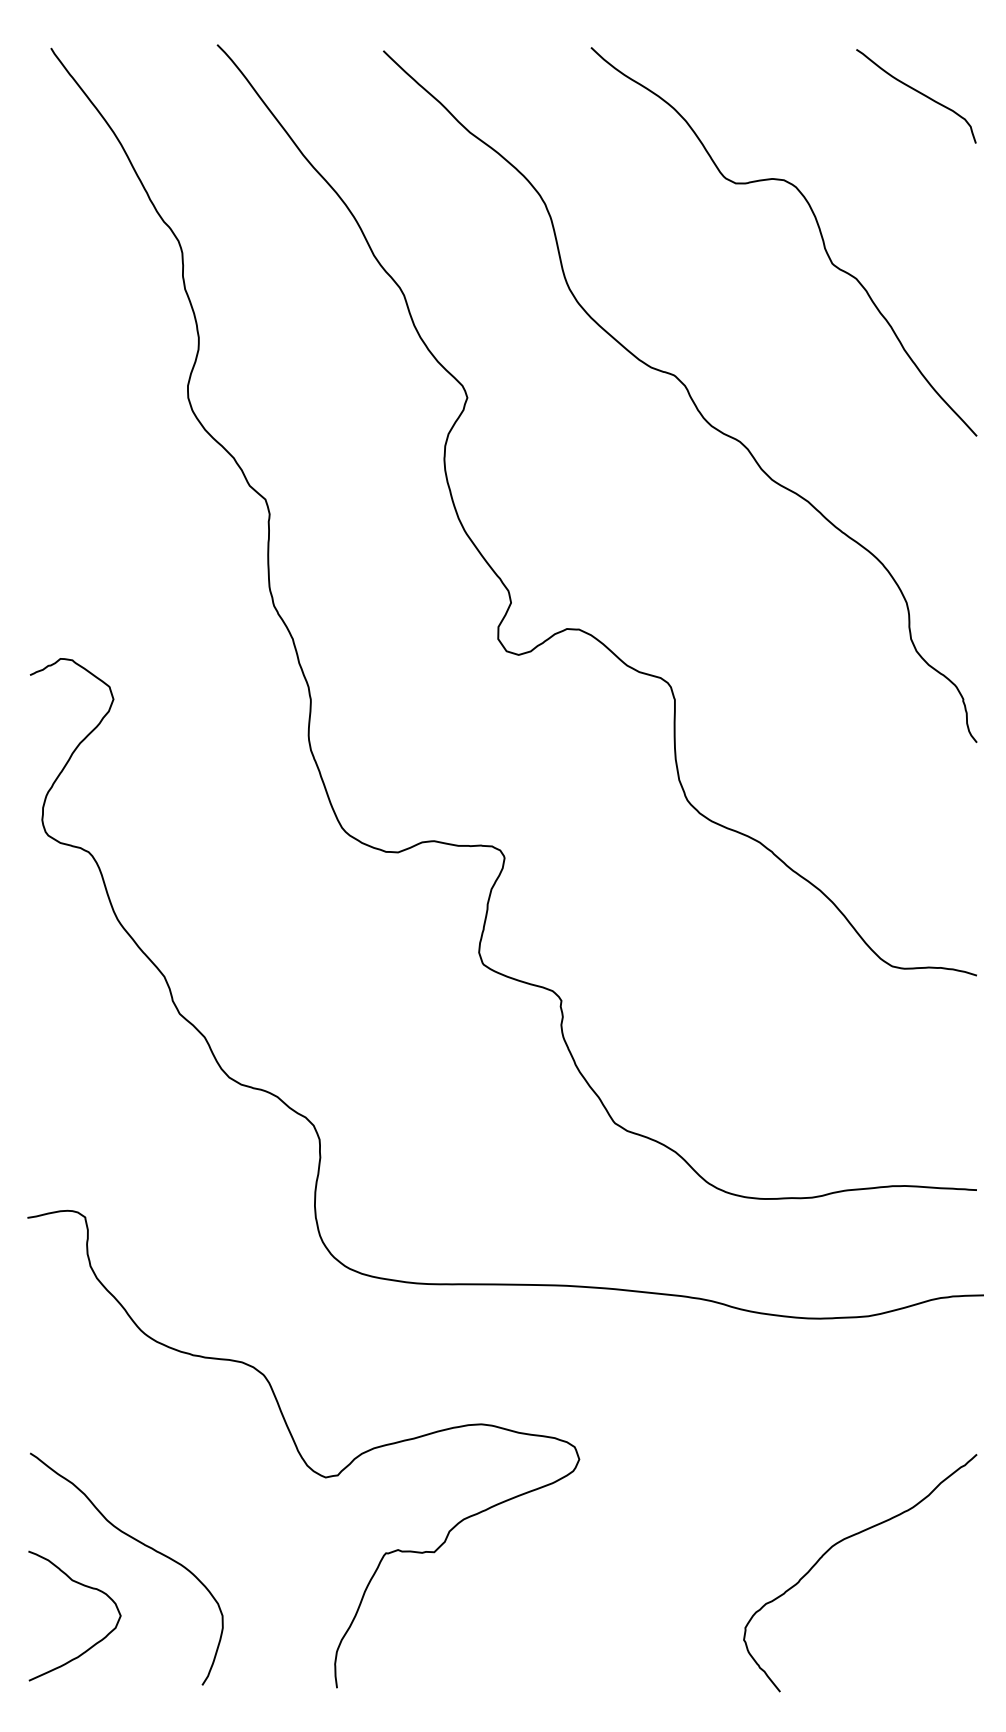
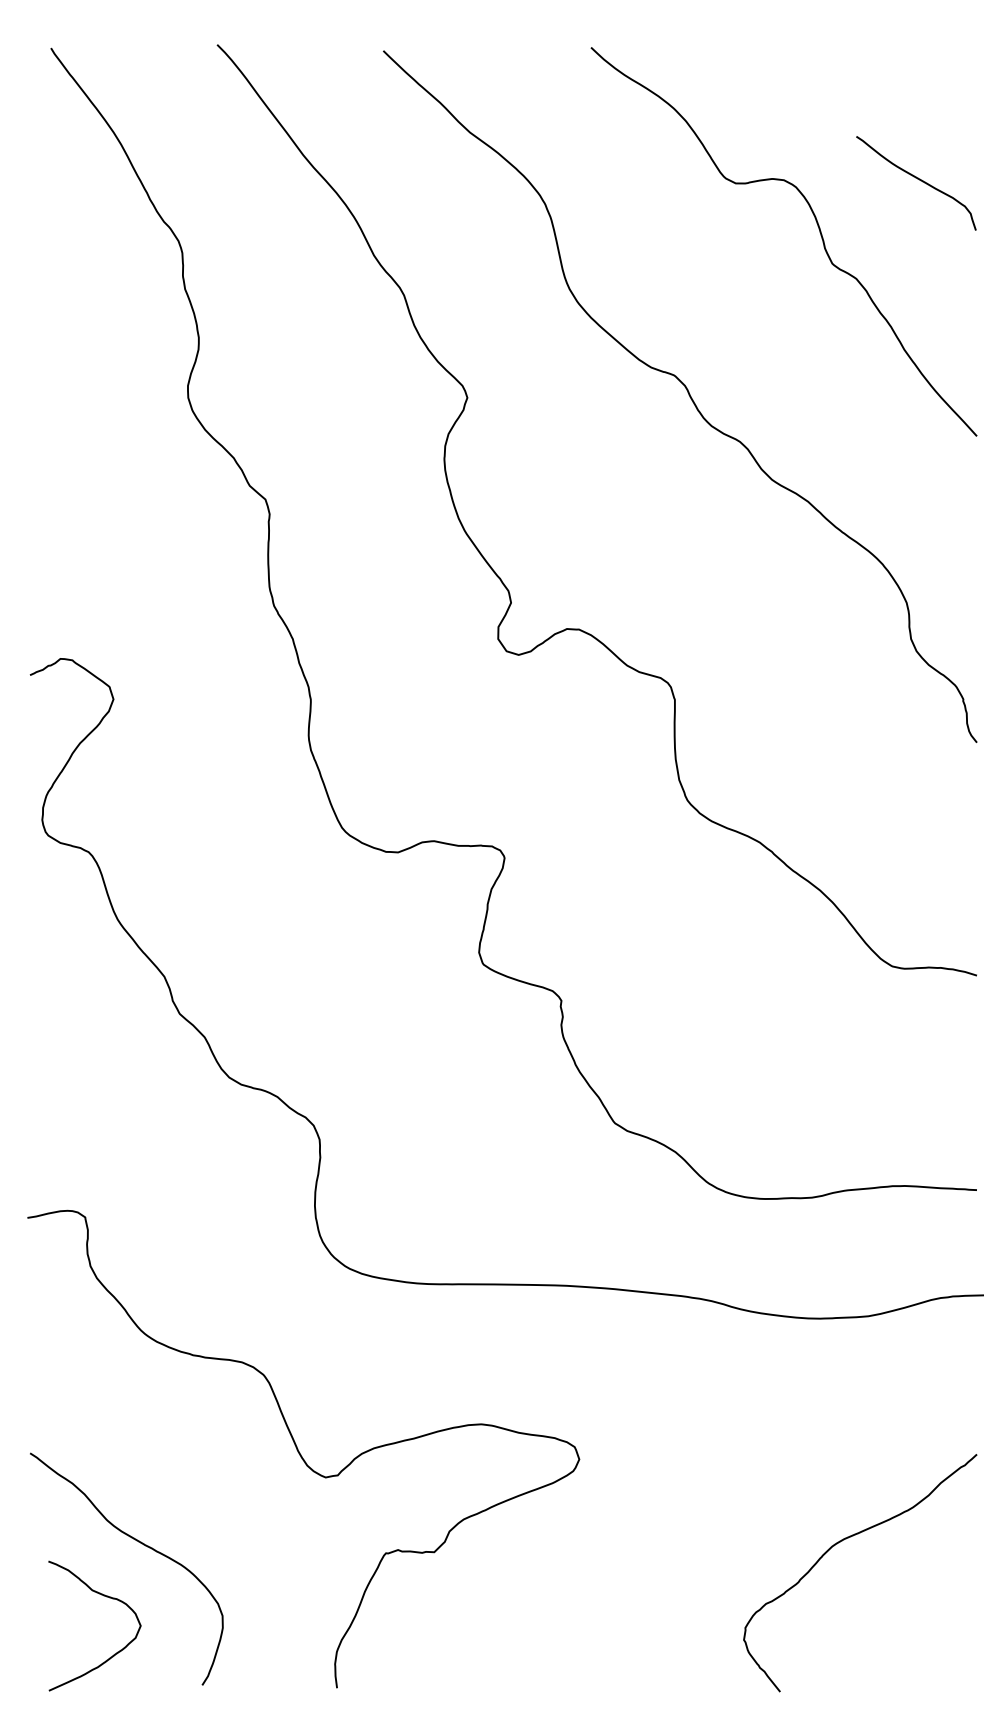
curve position: (917, 92) -> (917, 179) (917, 179)
curve position: (83, 1586) -> (103, 1596) (103, 1596)
